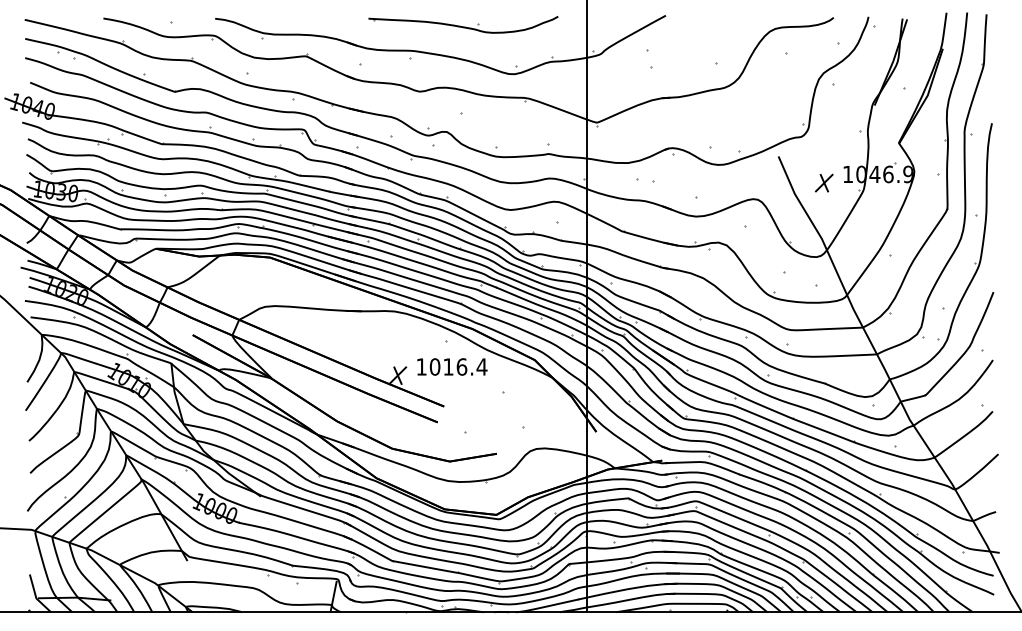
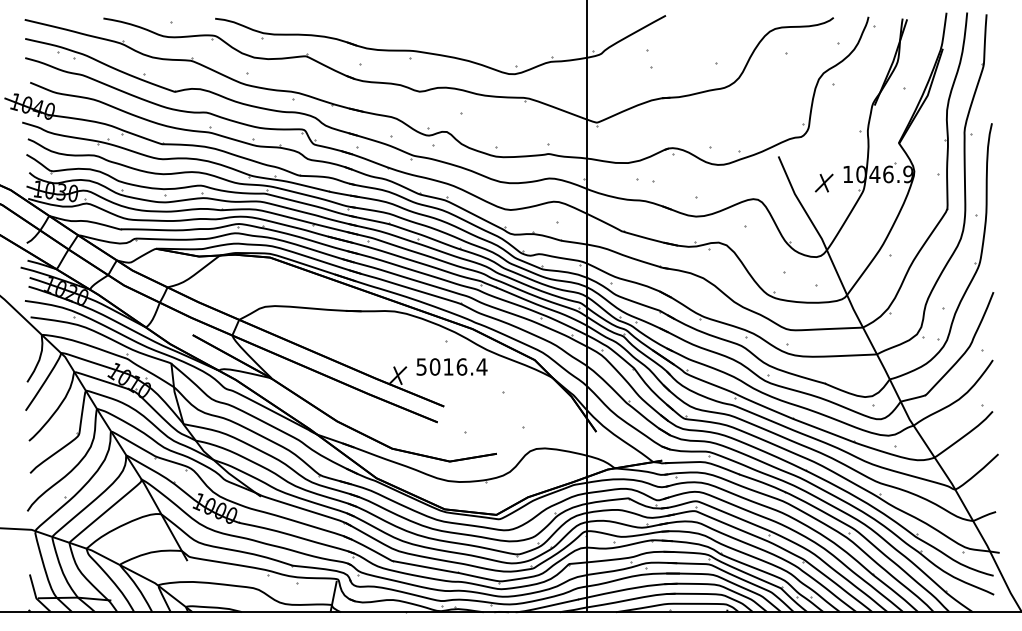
part: present -> none (463, 24)
text: 1016.4 -> 5016.4 (421, 366)
